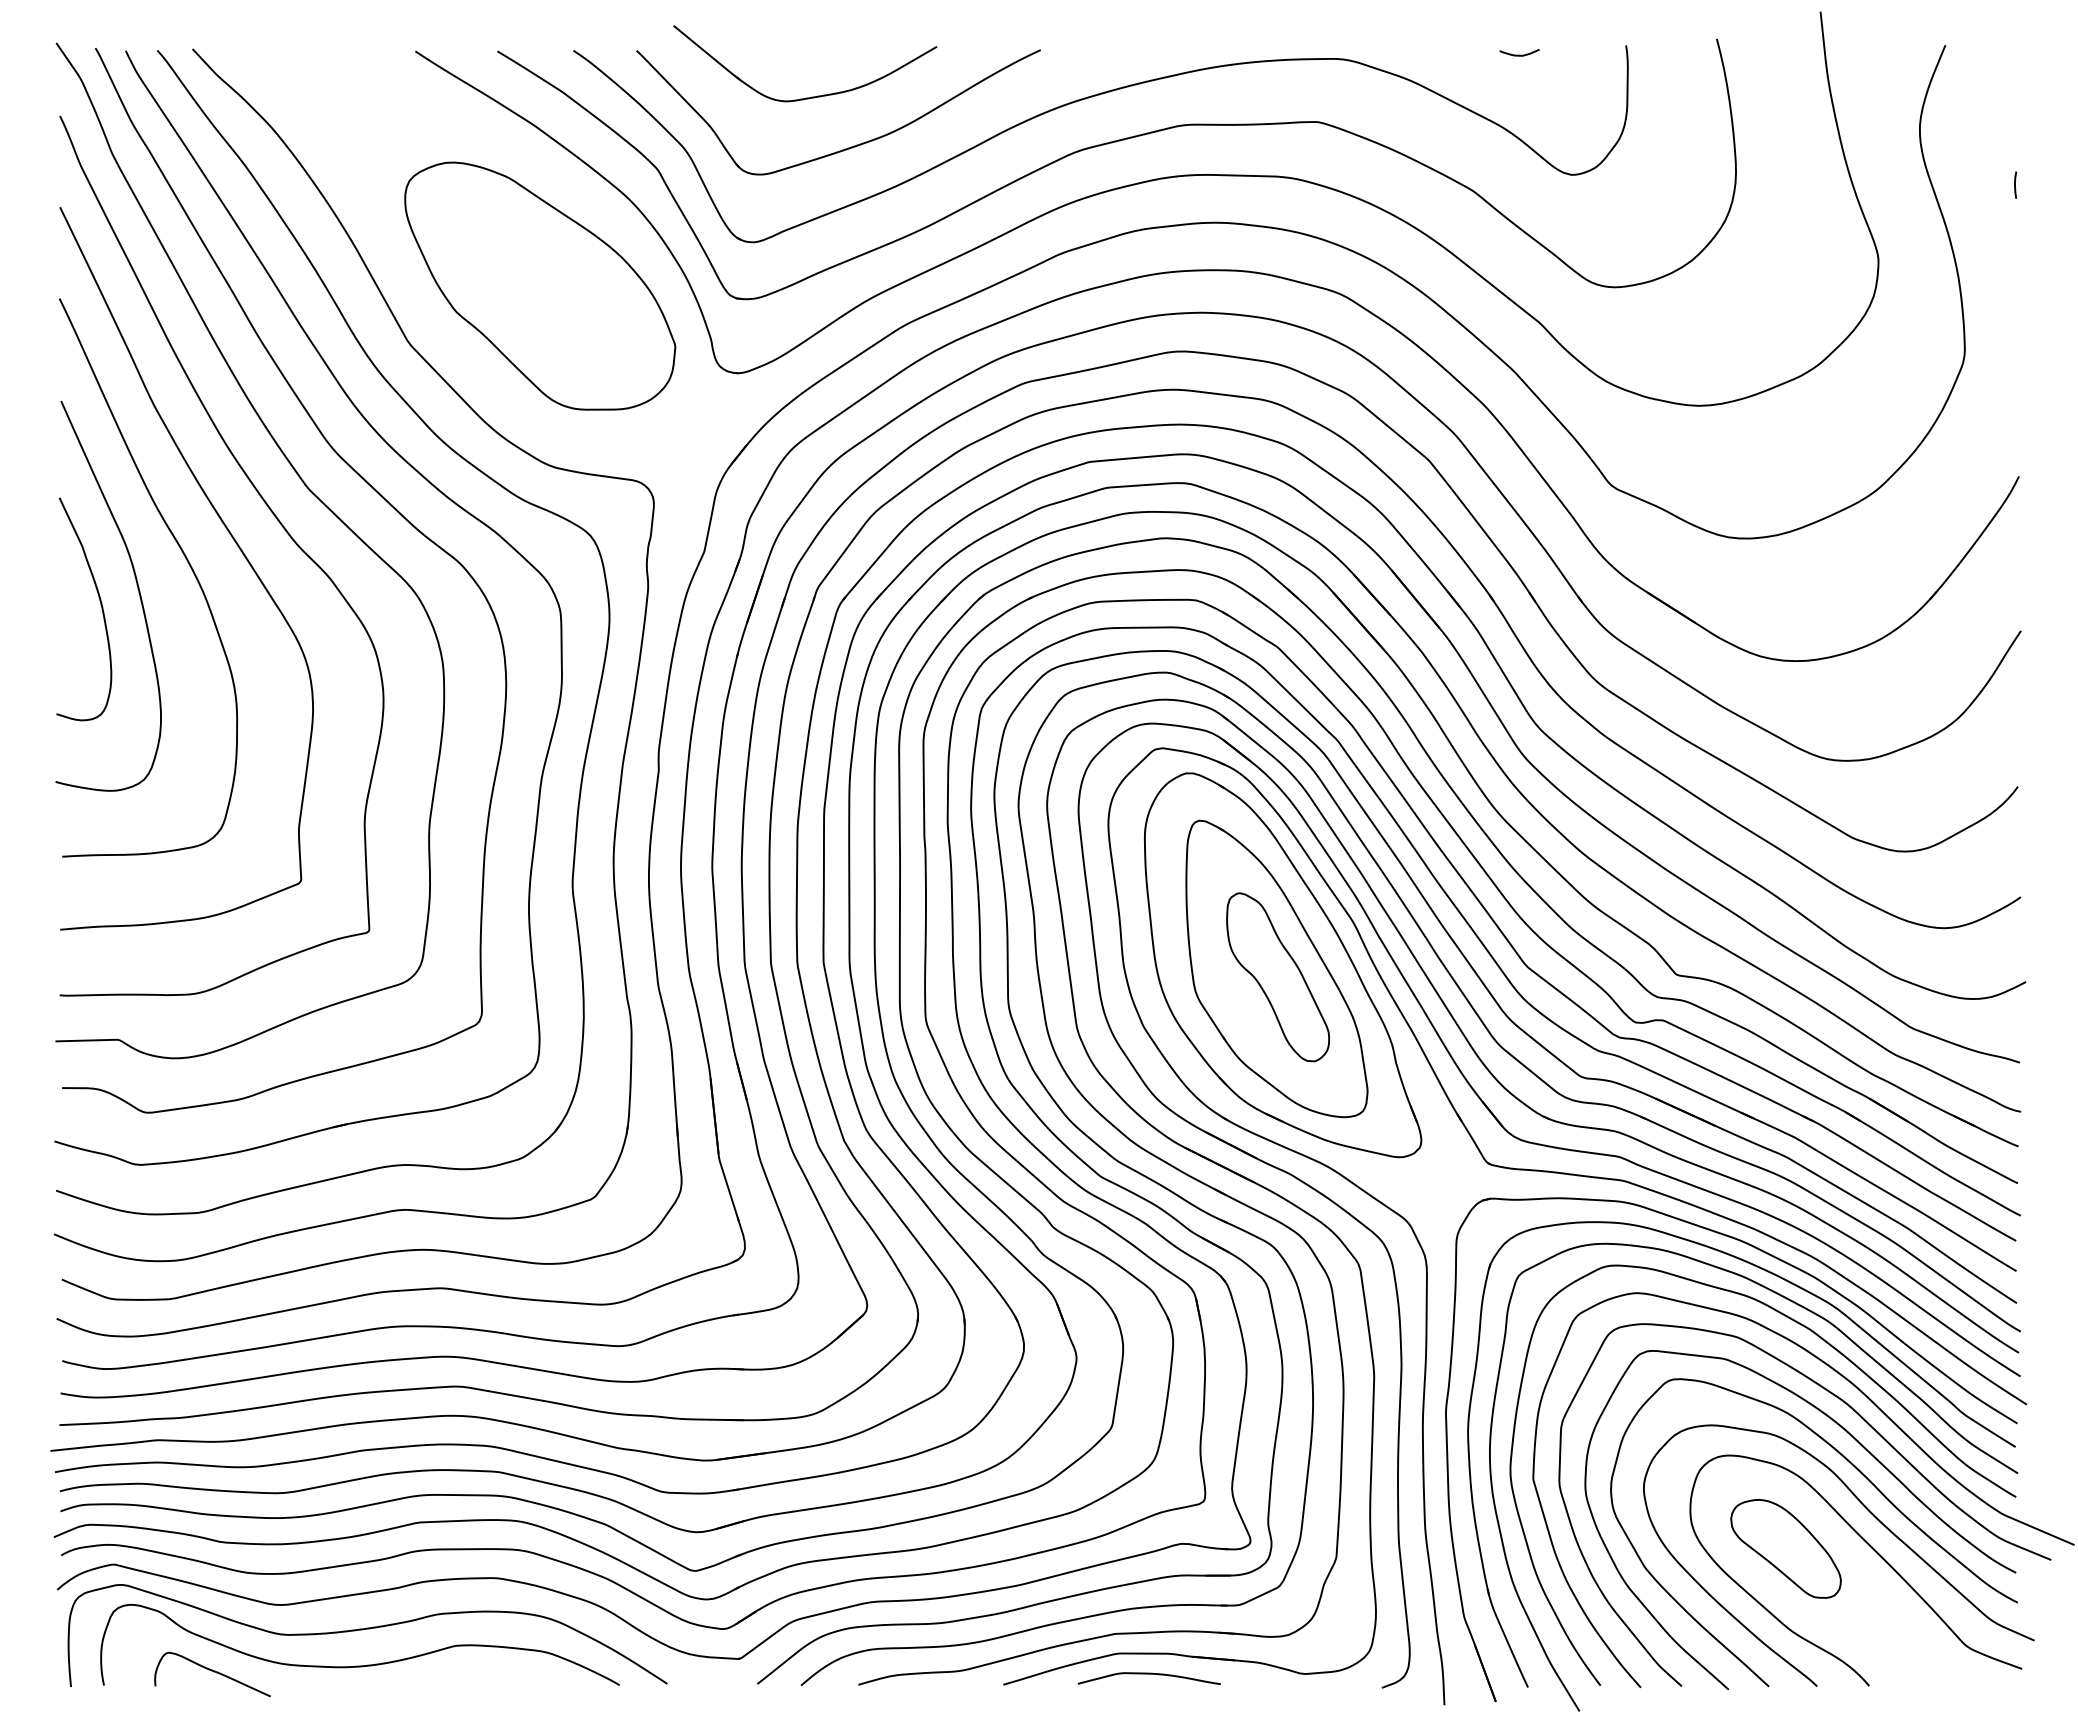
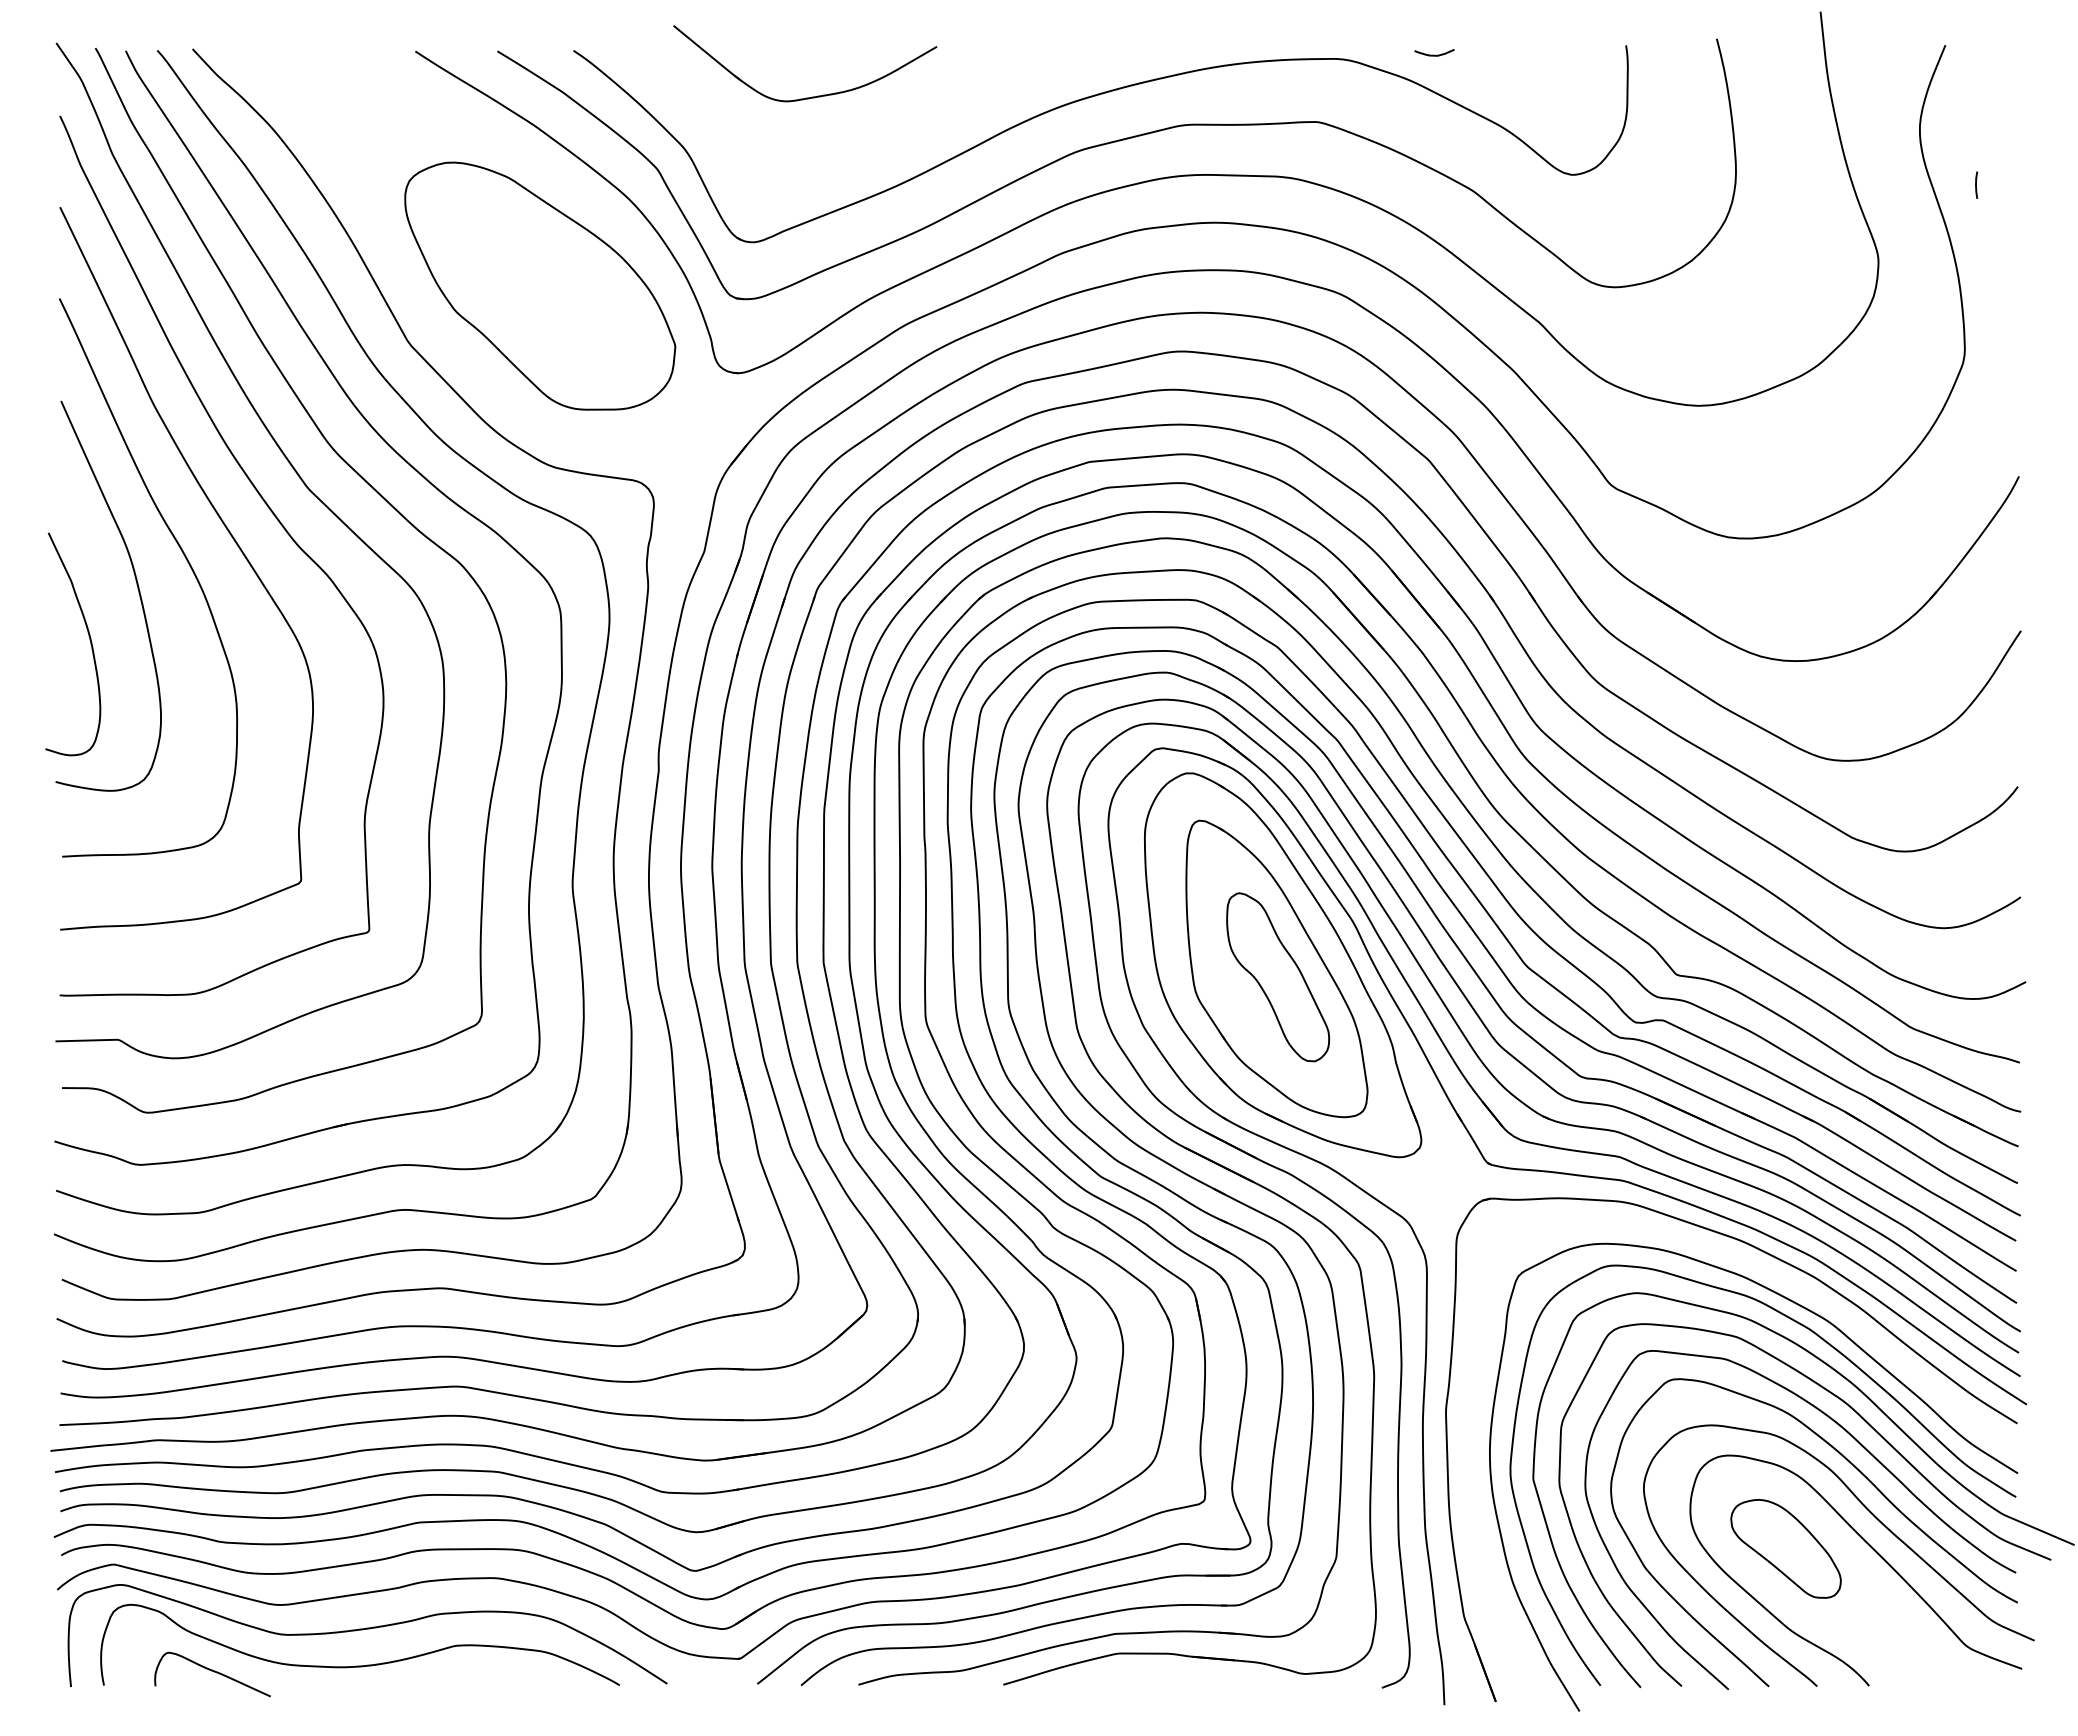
curve position: (1519, 54) -> (1434, 54) (1434, 54)
part: present -> none (851, 146)
line position: (2015, 184) -> (1976, 184) (1976, 184)
curve position: (100, 605) -> (89, 640) (89, 640)
part: present -> none (1853, 1323)
curve: present -> none (1148, 1674)
